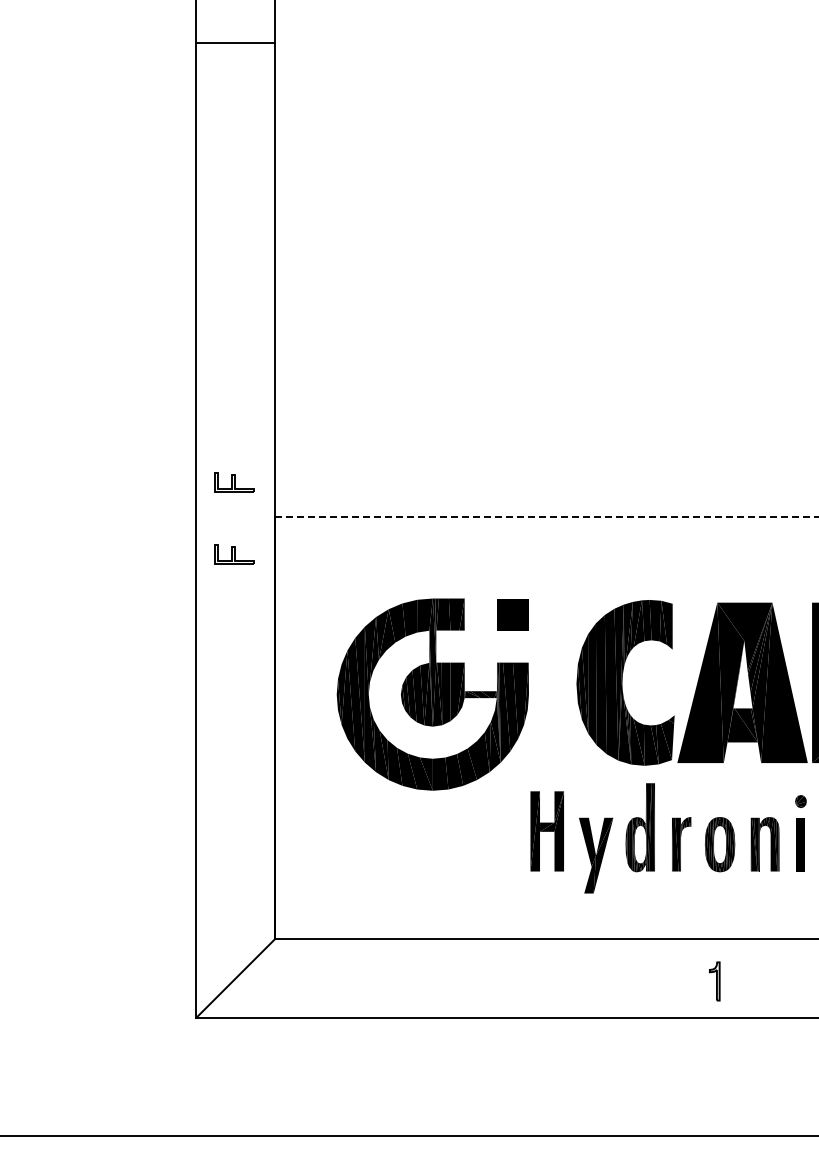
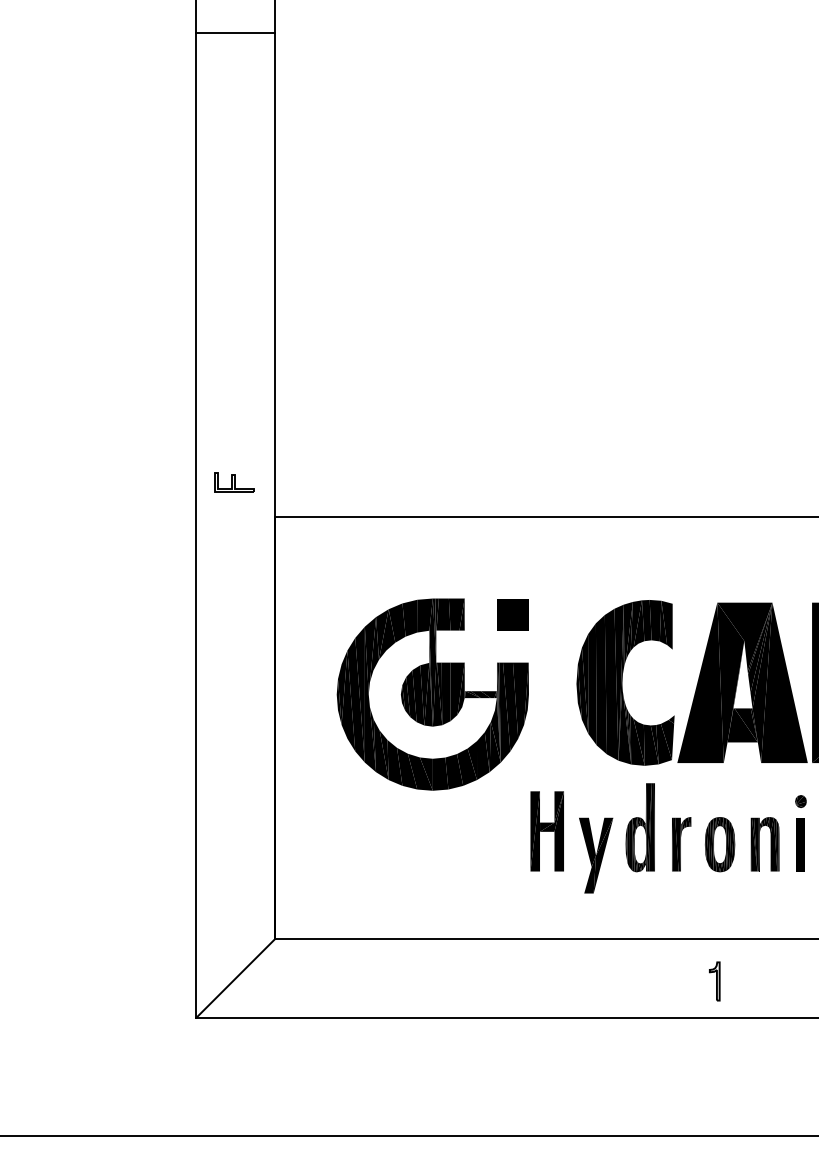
line position: (235, 42) -> (235, 32) (235, 32)
line: dashed -> solid (546, 516)
part: present -> none (234, 554)
